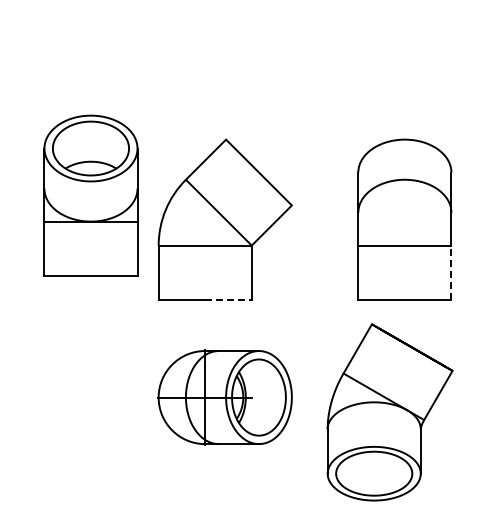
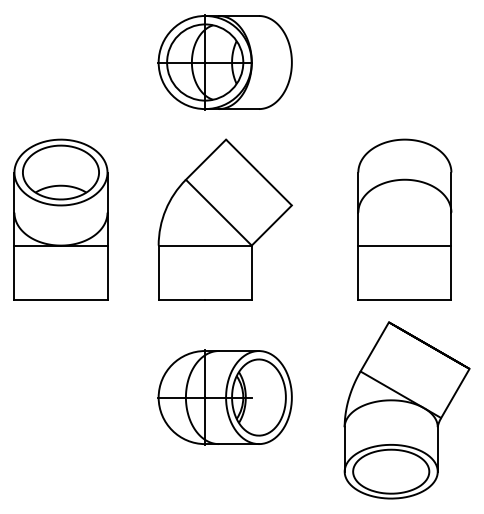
part: none -> present (224, 62)
part position: (90, 195) -> (60, 219) (60, 219)
line: dashed -> solid (451, 272)
line: dashed -> solid (228, 300)
part position: (389, 412) -> (406, 410) (406, 410)
